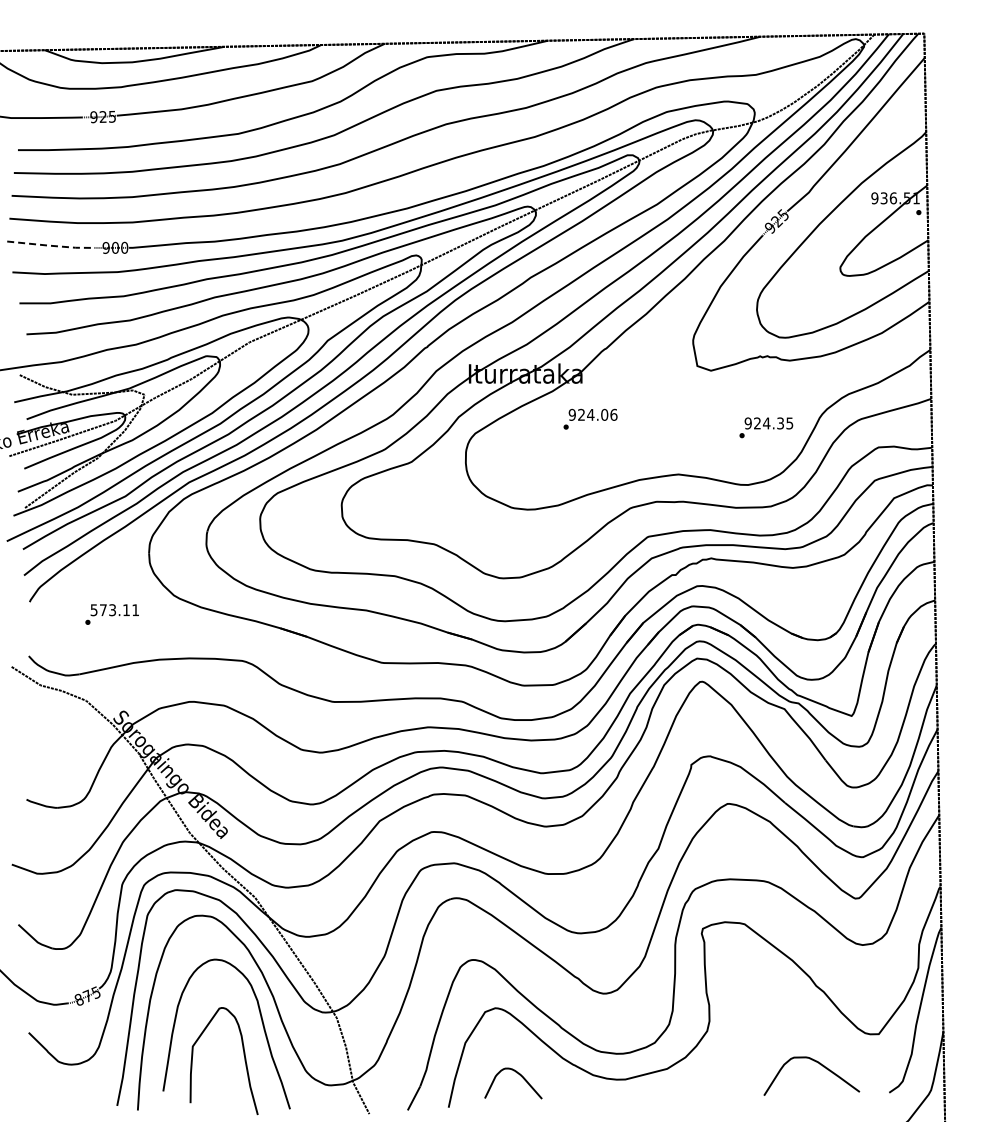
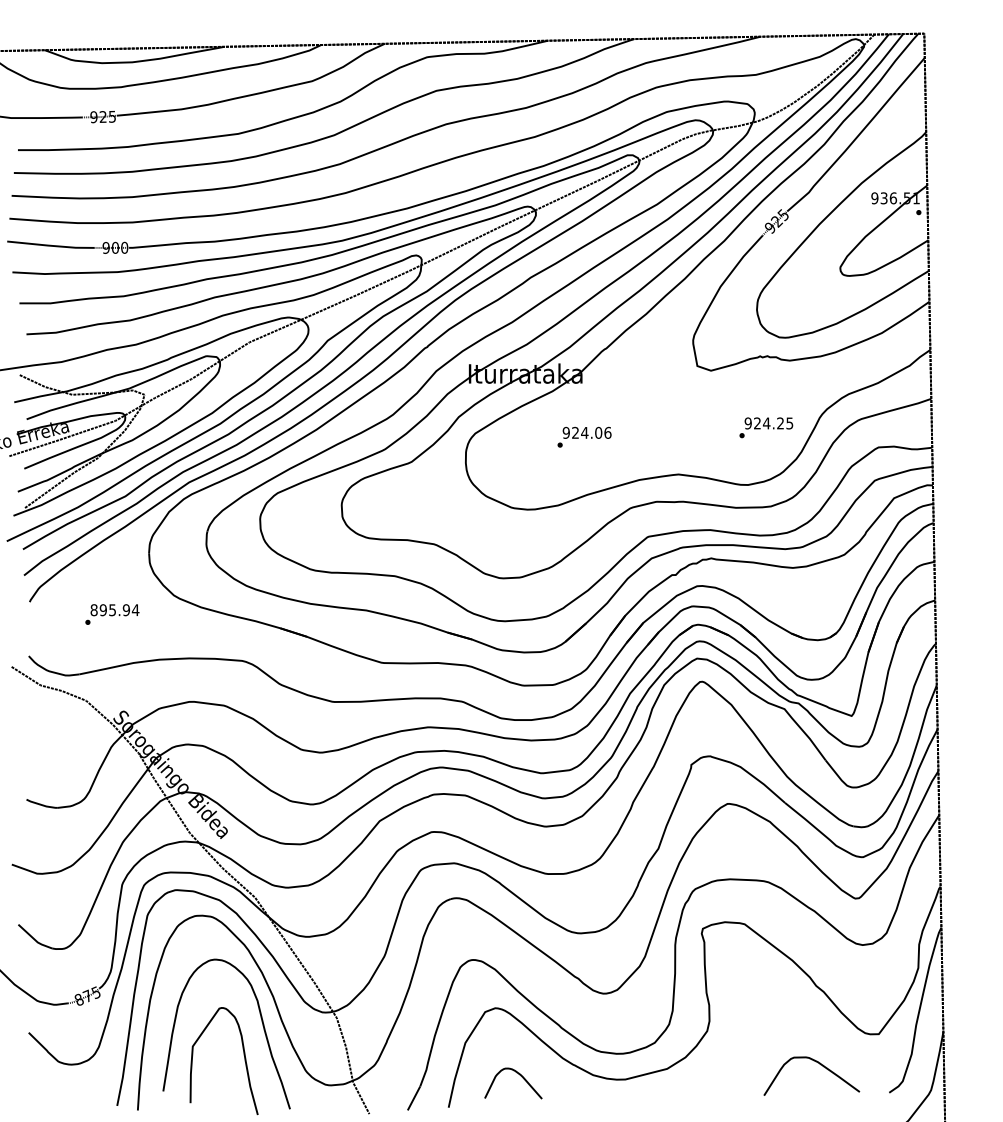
line: dashed -> solid (50, 245)
text position: (590, 418) -> (584, 436) (584, 436)
text: 924.35 -> 924.25 (780, 423)
text: 573.11 -> 895.94 (114, 610)
